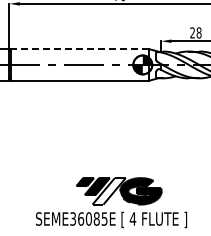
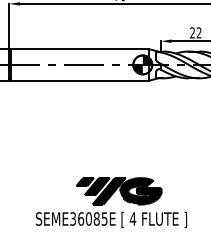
text: 28 -> 22 (198, 32)
line: dashed -> solid (79, 49)
fill: none -> present (108, 191)
